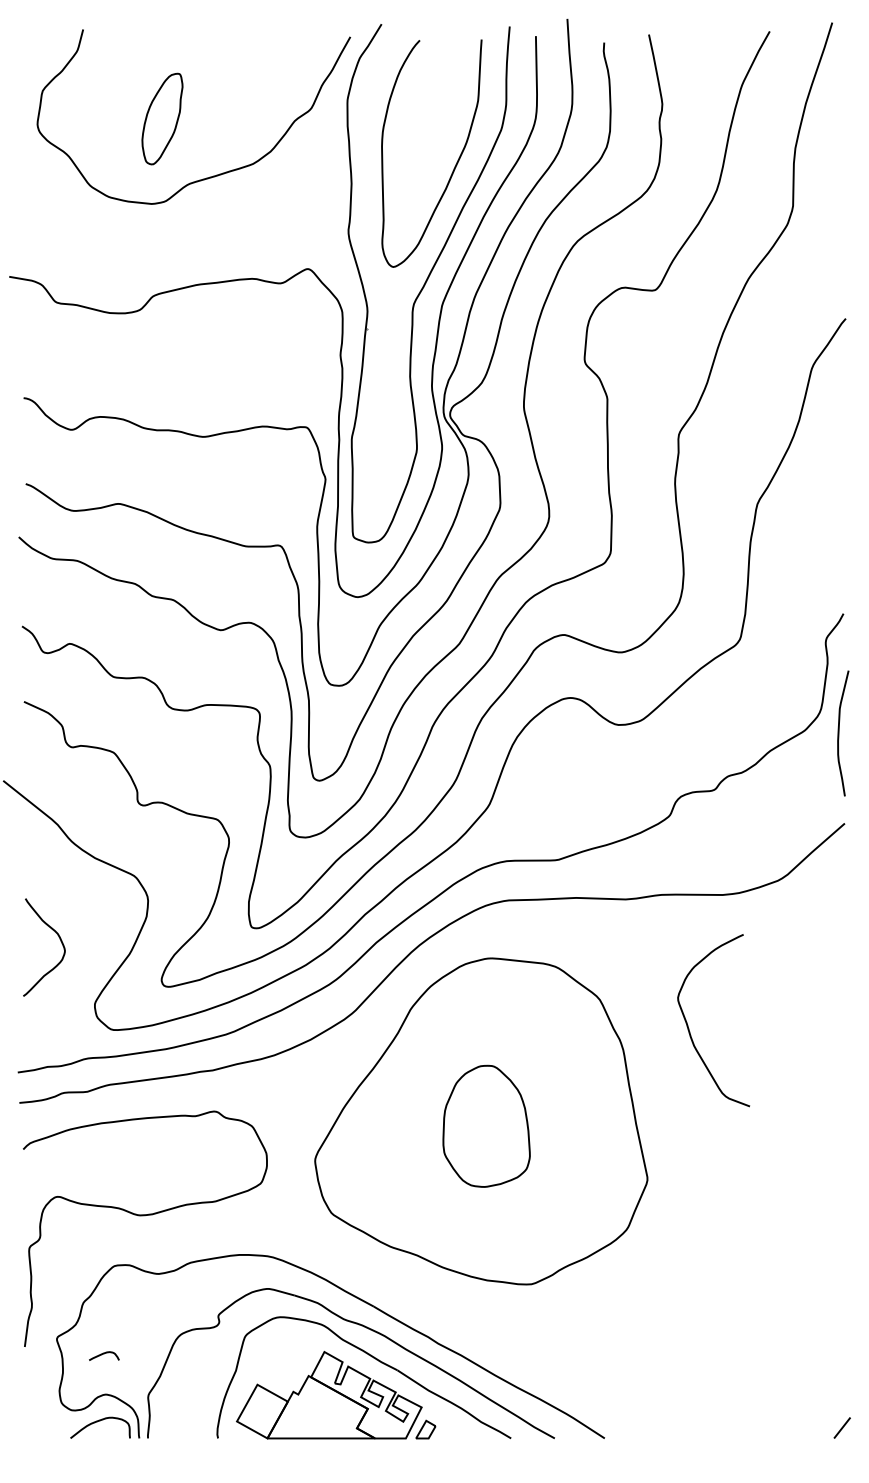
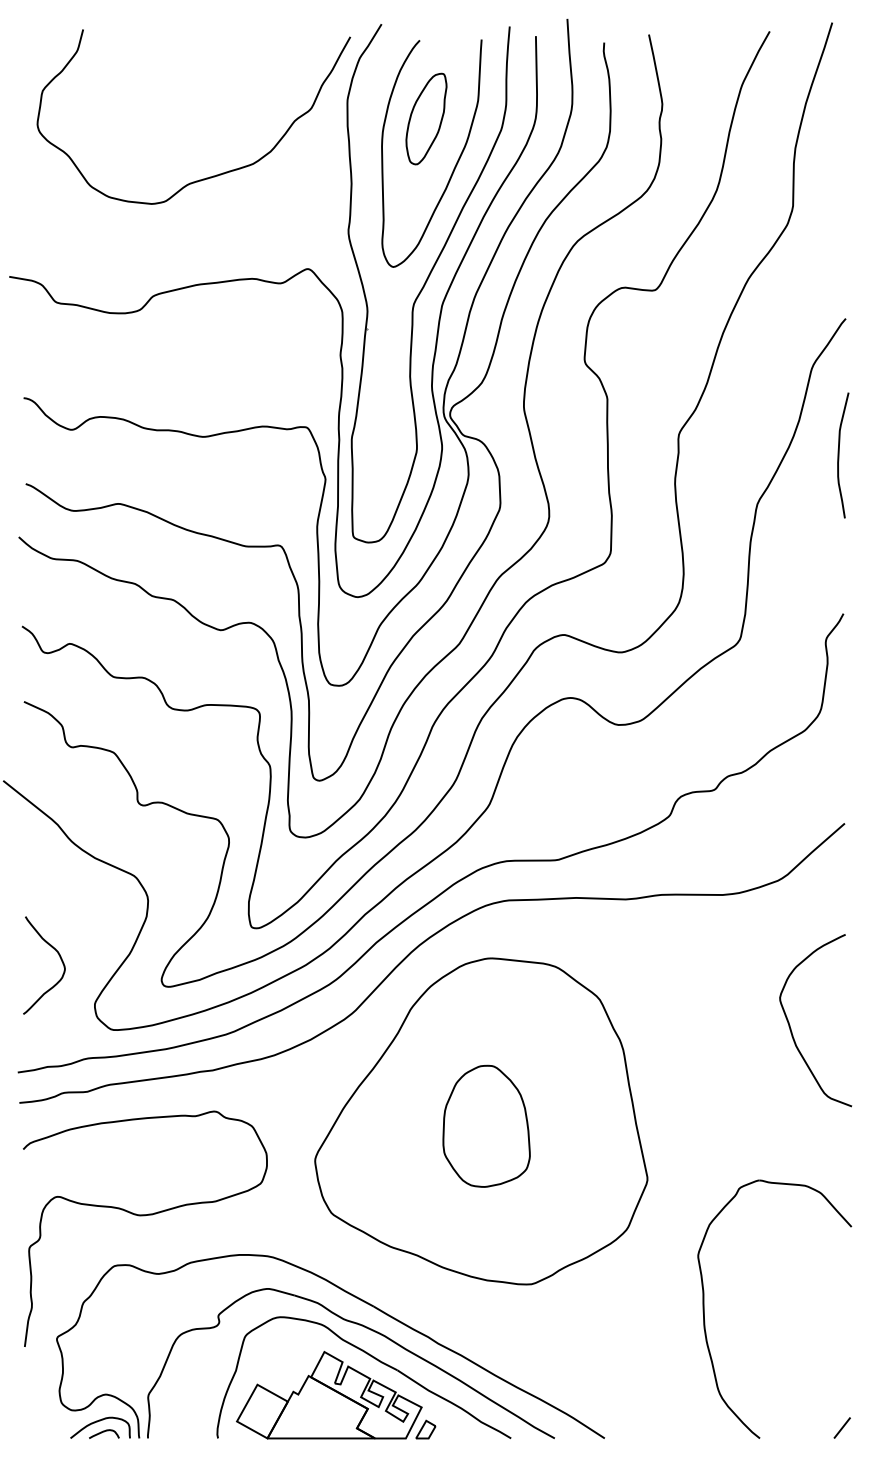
part position: (162, 118) -> (426, 118) (426, 118)
curve position: (839, 733) -> (839, 455) (839, 455)
curve position: (59, 939) -> (59, 957) (59, 957)
curve position: (689, 1028) -> (791, 1028) (791, 1028)
part: none -> present (704, 1308)
curve position: (104, 1354) -> (104, 1432) (104, 1432)
